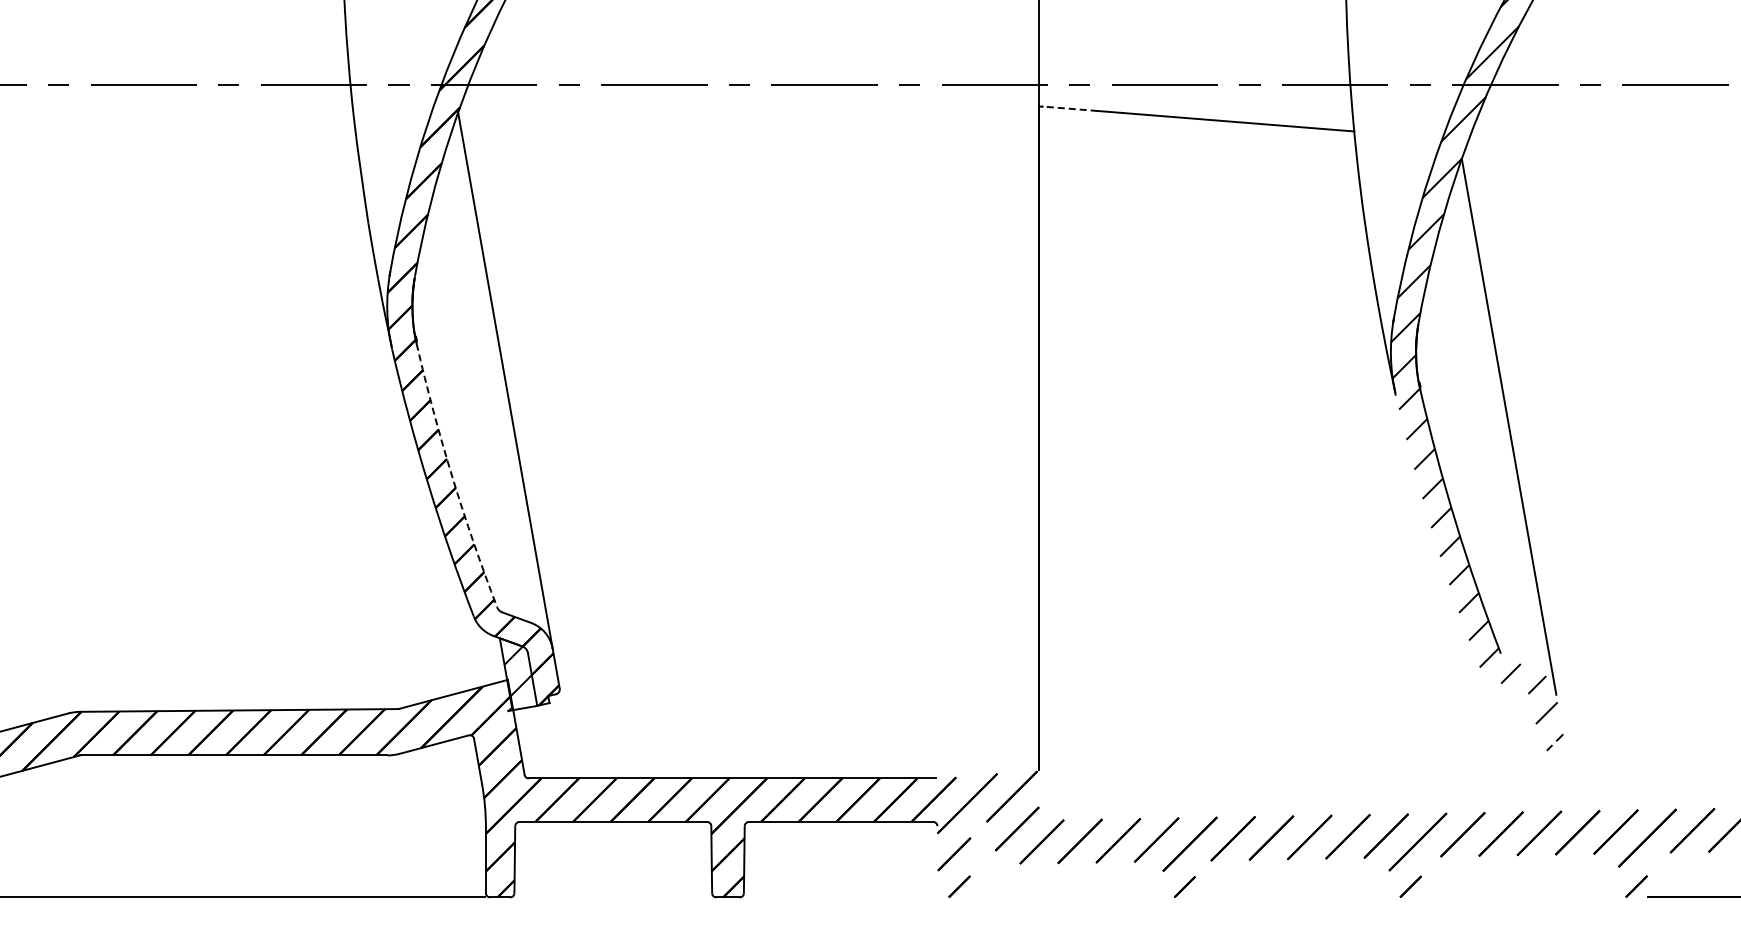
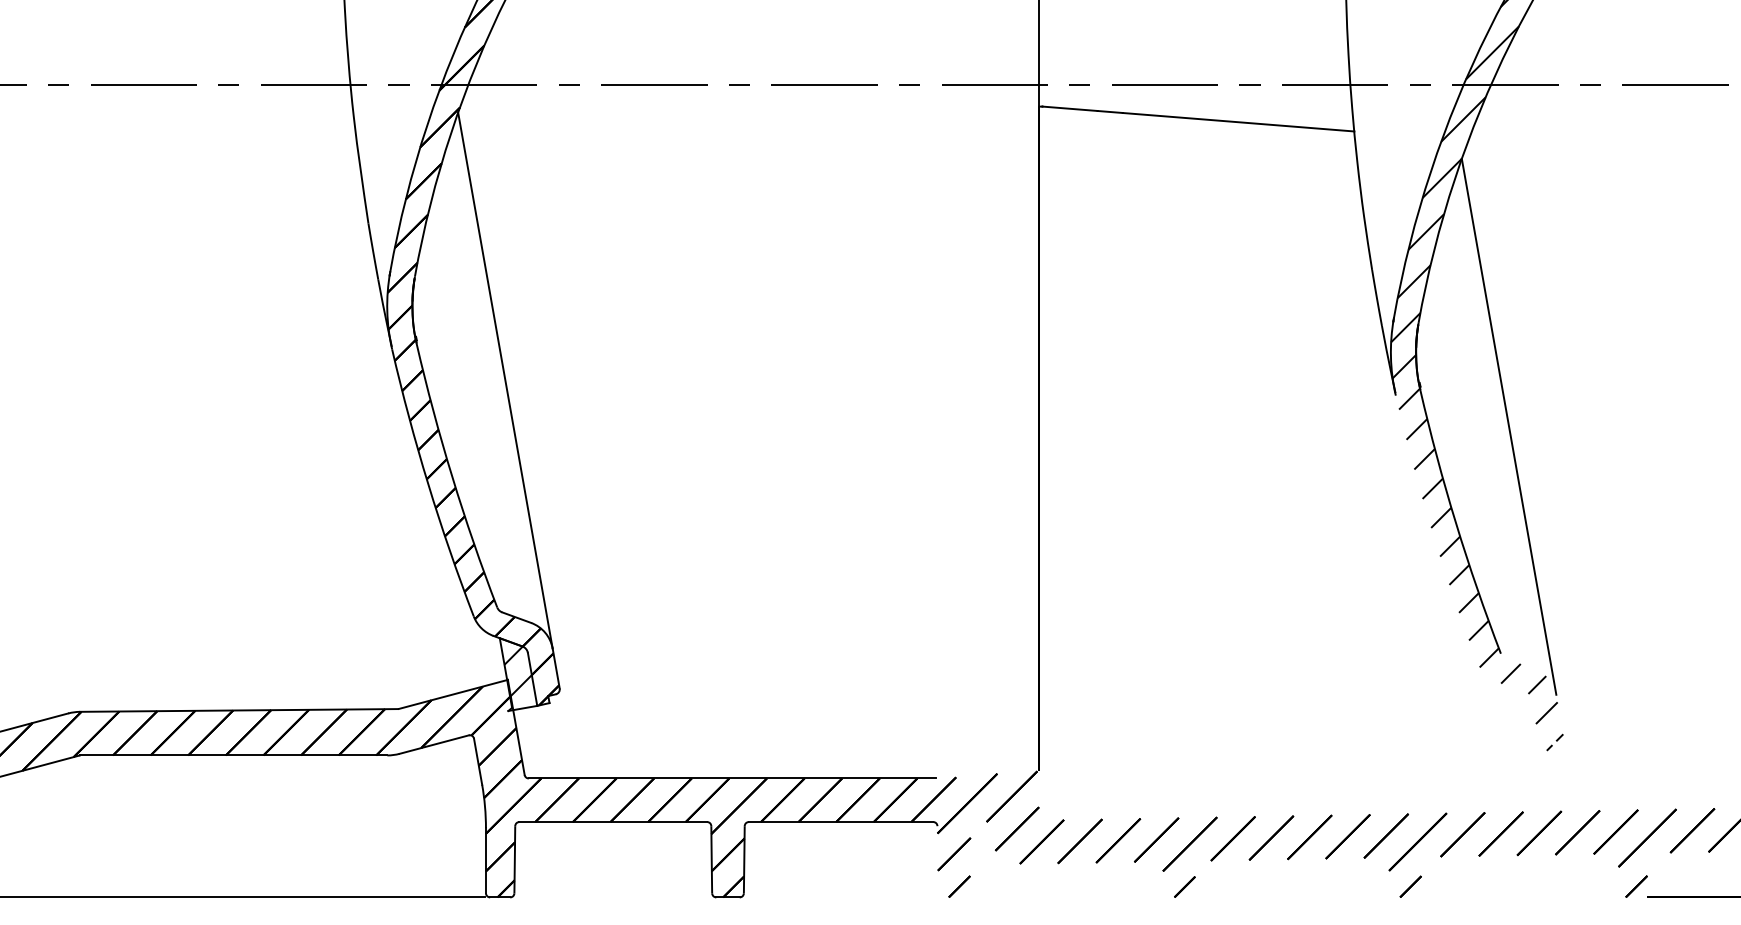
line: dashed -> solid (1070, 108)
arc: dashed -> solid (452, 477)
